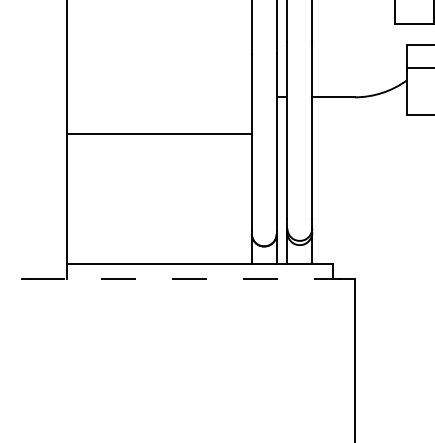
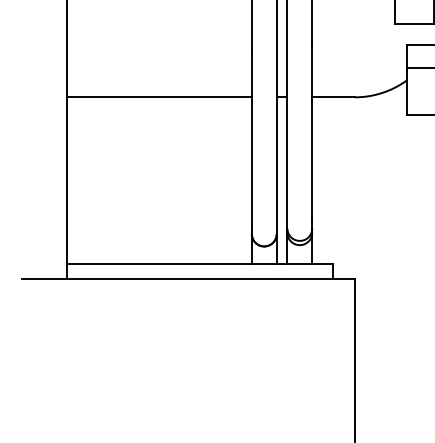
line position: (158, 134) -> (158, 97) (158, 97)
line: dashed -> solid (185, 279)
